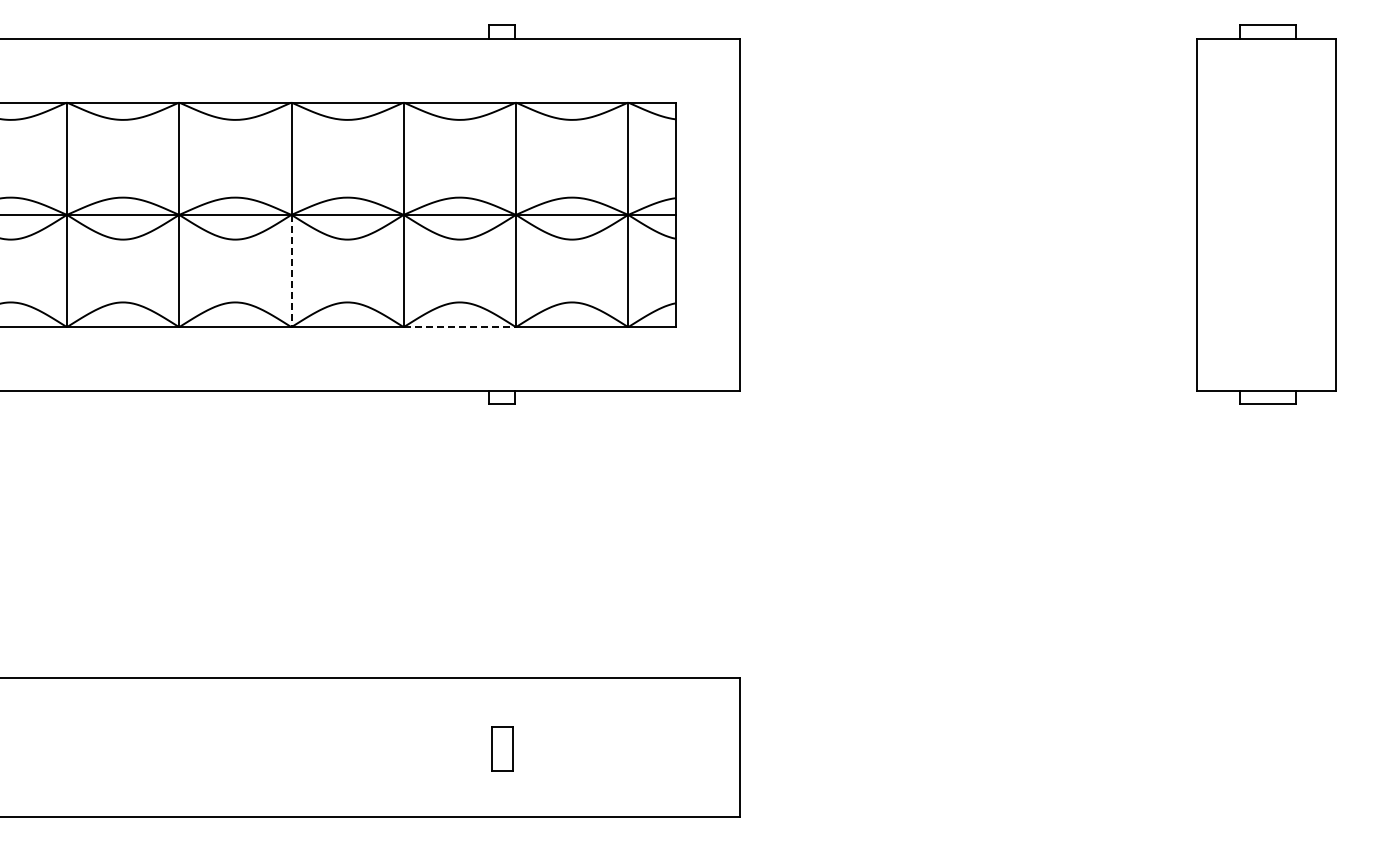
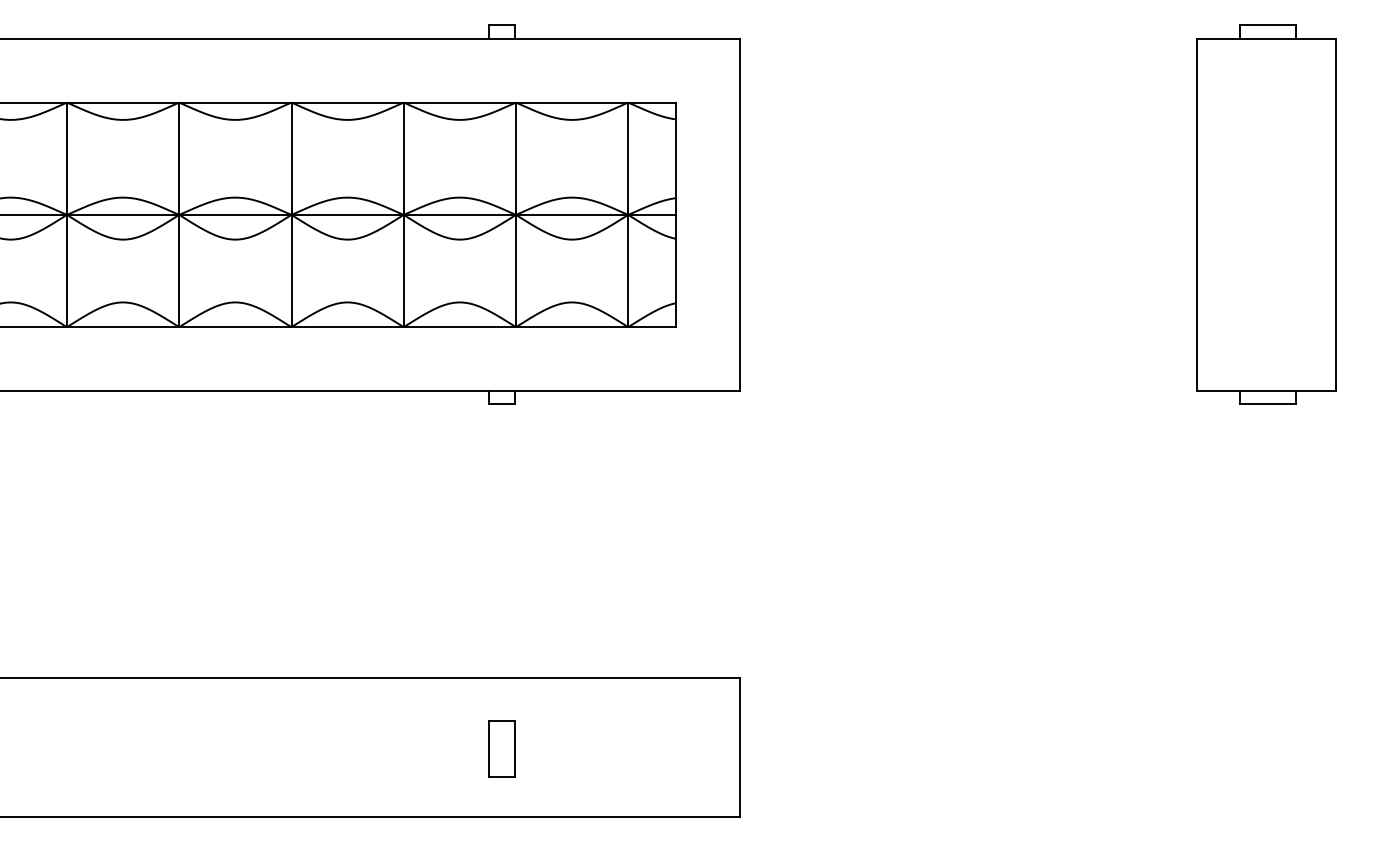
line: dashed -> solid (291, 271)
line: dashed -> solid (460, 327)
part size: 23x46 px -> 28x58 px (501, 748)
